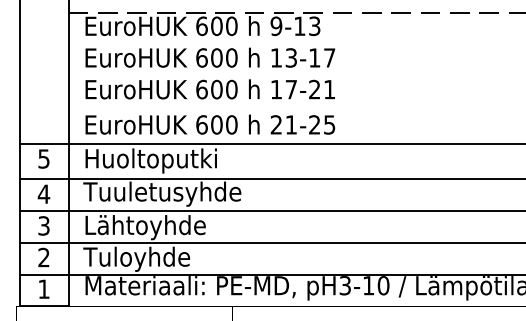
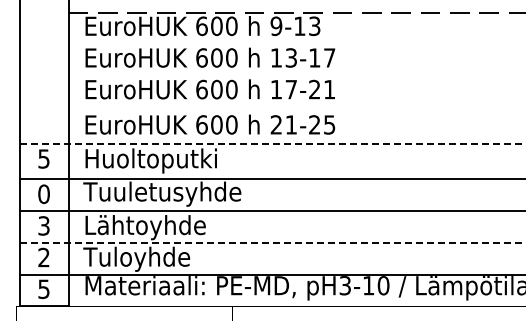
line: solid -> dashed (272, 144)
text: 4 -> 0 (43, 193)
line: solid -> dashed (272, 242)
text: 1 -> 5 (43, 289)
